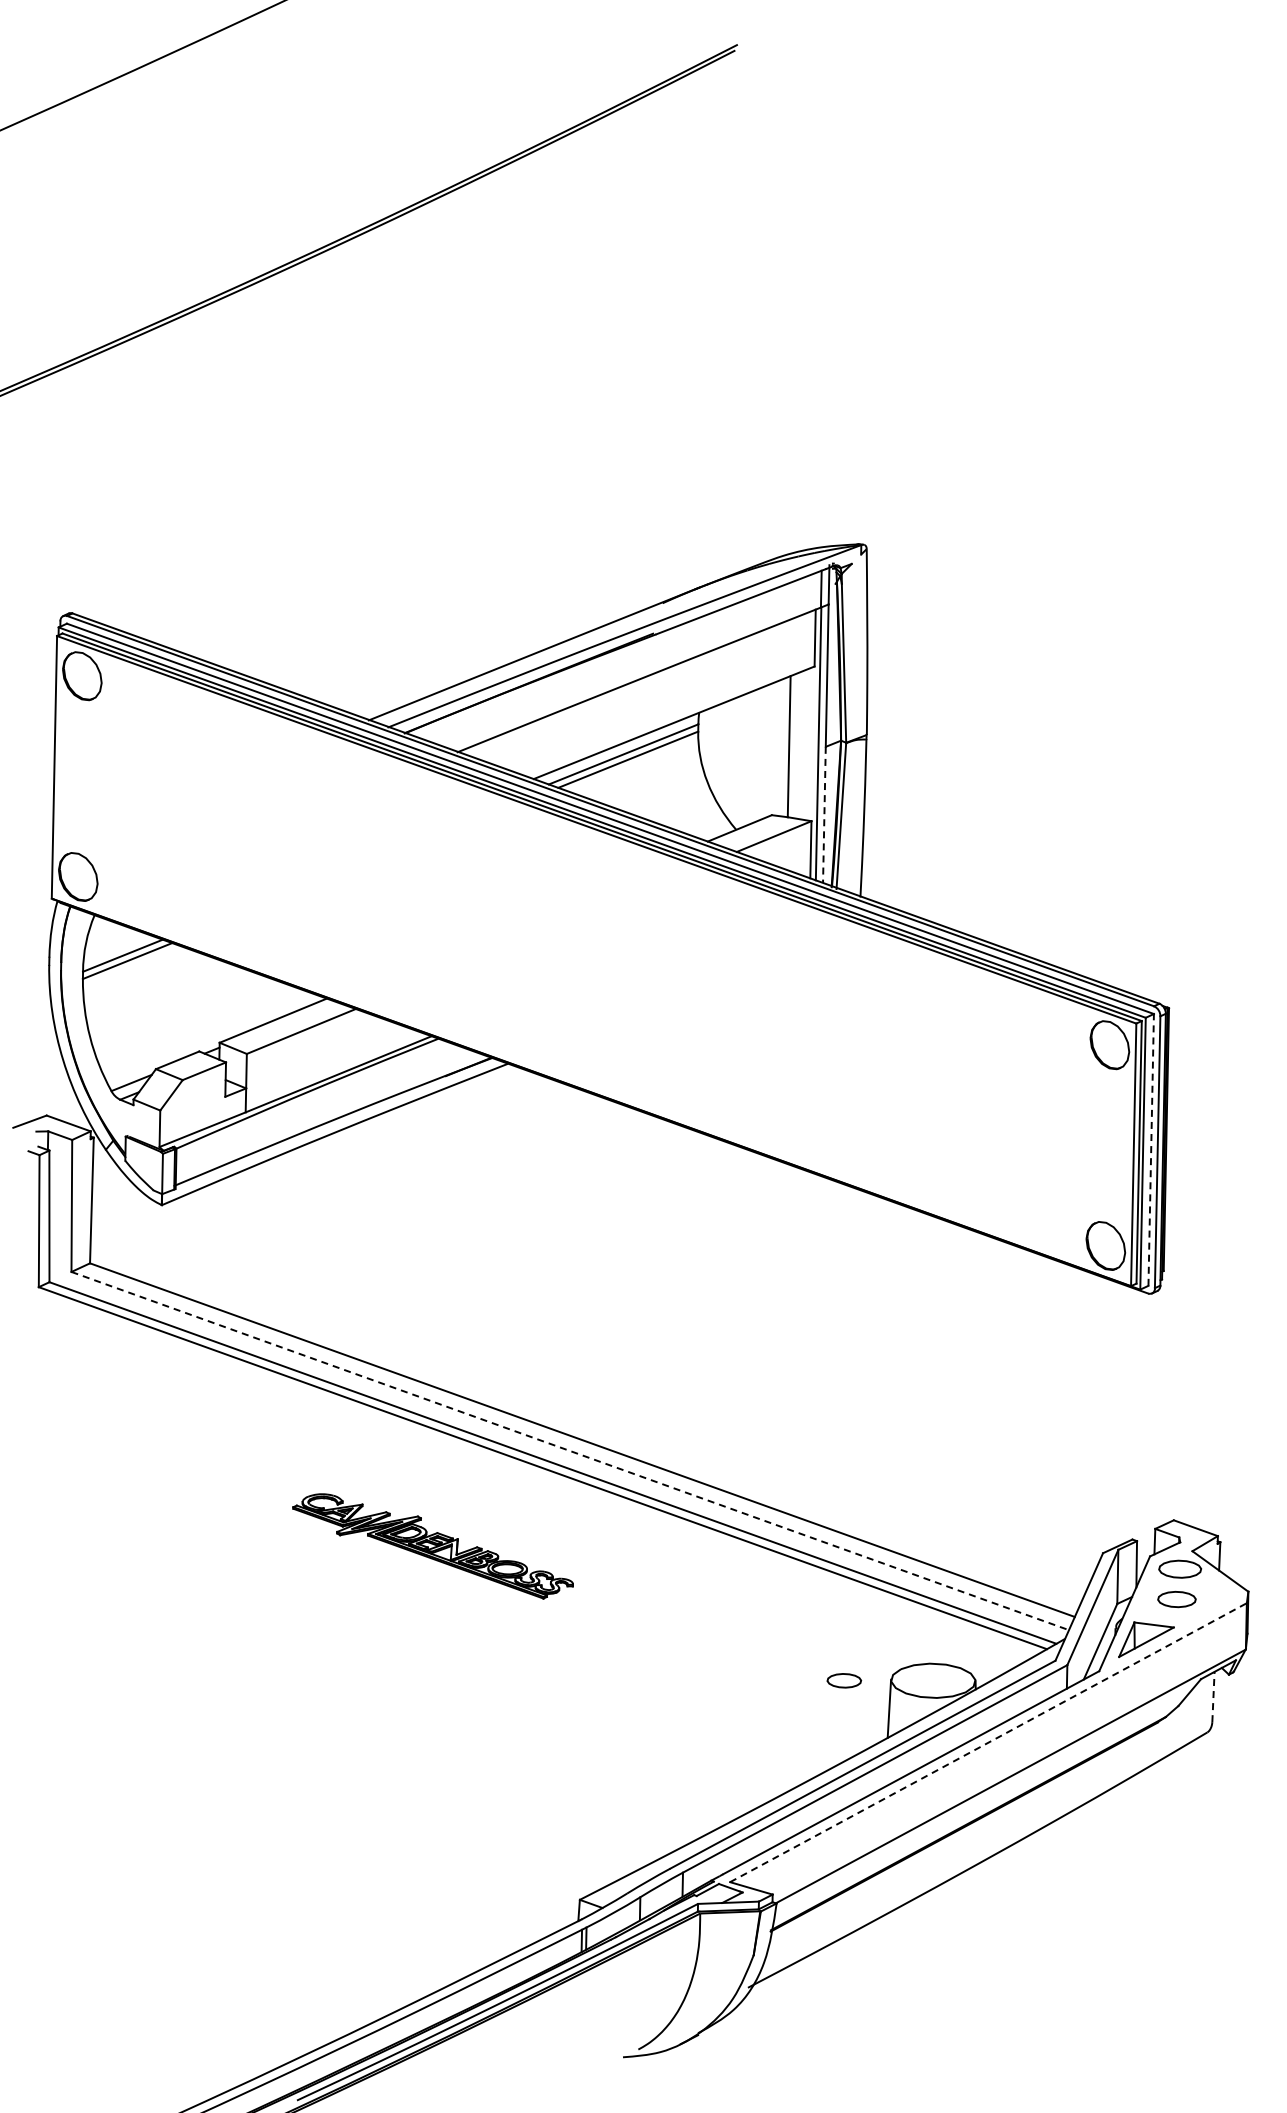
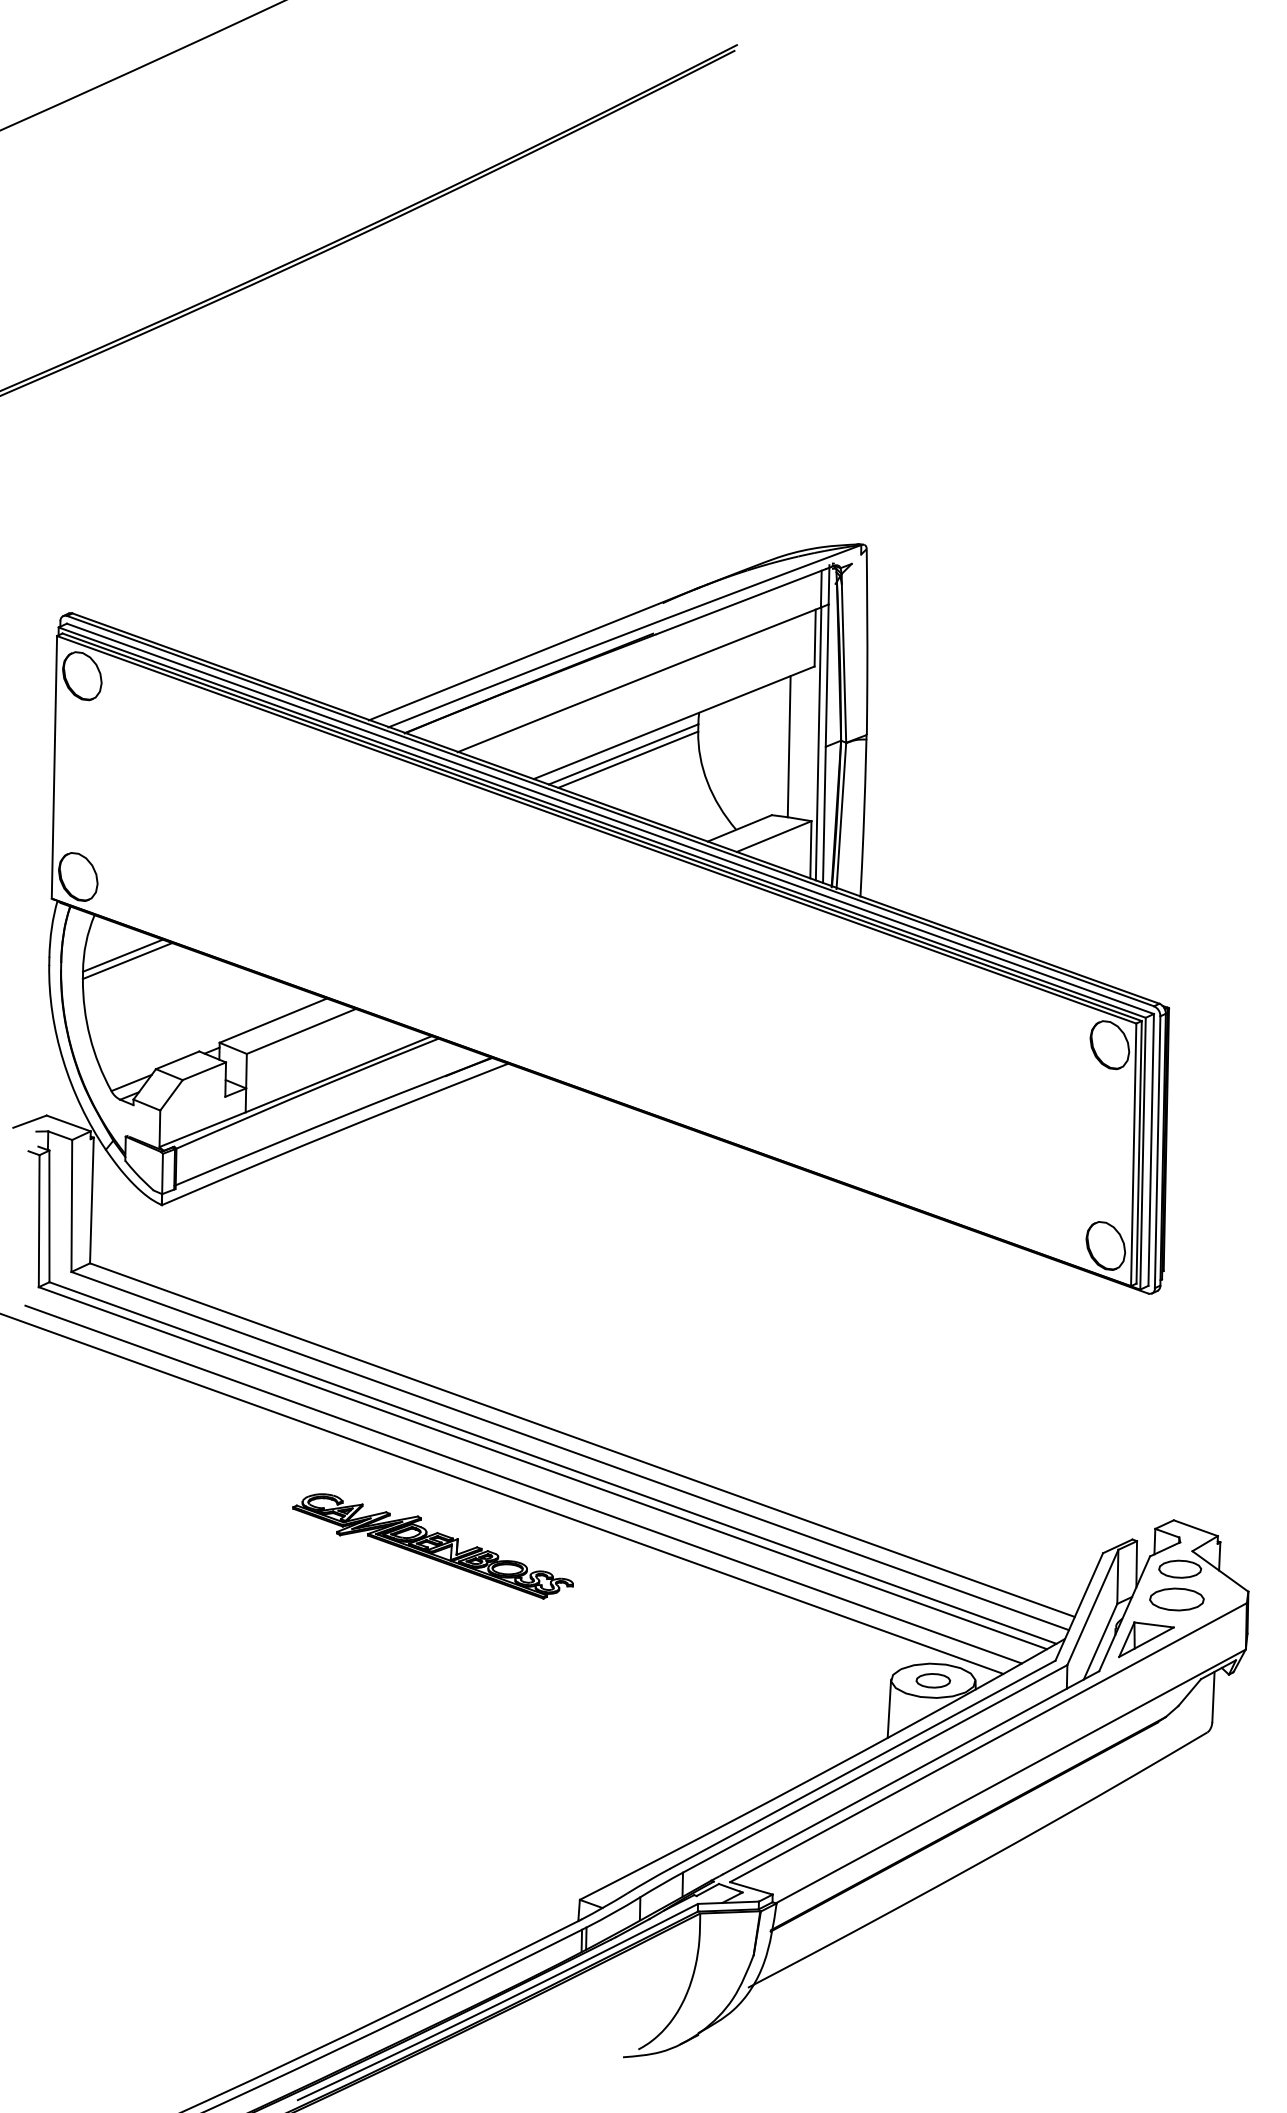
line: dashed -> solid (824, 815)
line: dashed -> solid (1151, 1149)
line: dashed -> solid (570, 1451)
line: none -> present (523, 1484)
line: none -> present (502, 1493)
part size: 40x18 px -> 56x25 px (1176, 1599)
part position: (844, 1680) -> (933, 1680) (933, 1680)
line: dashed -> solid (1213, 1696)
line: dashed -> solid (988, 1742)
